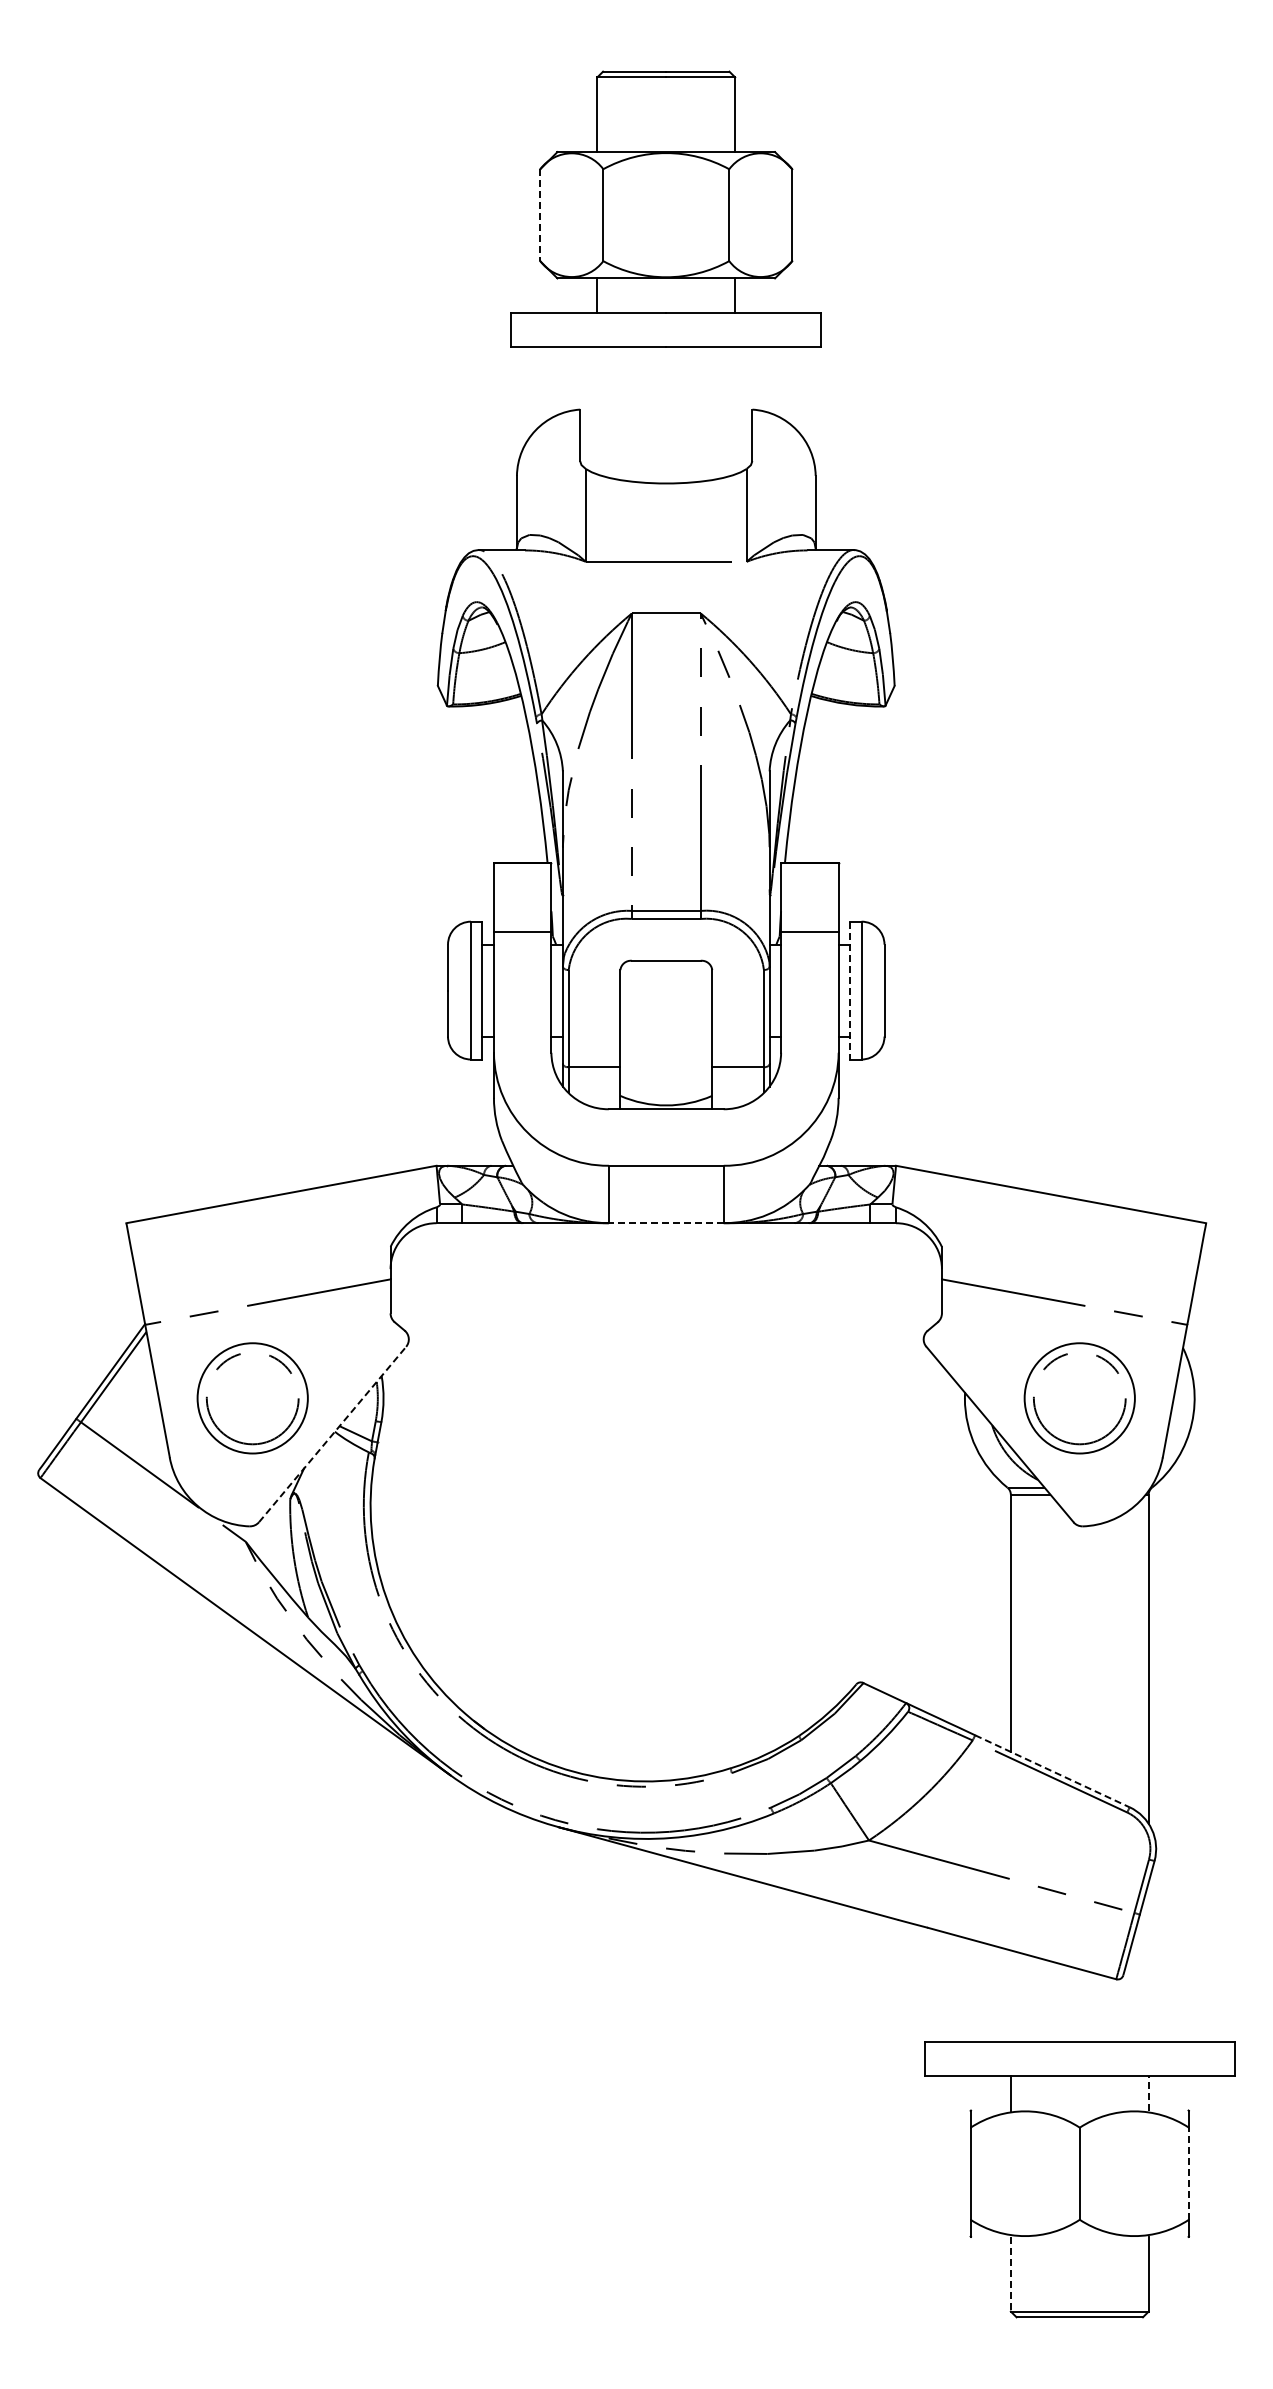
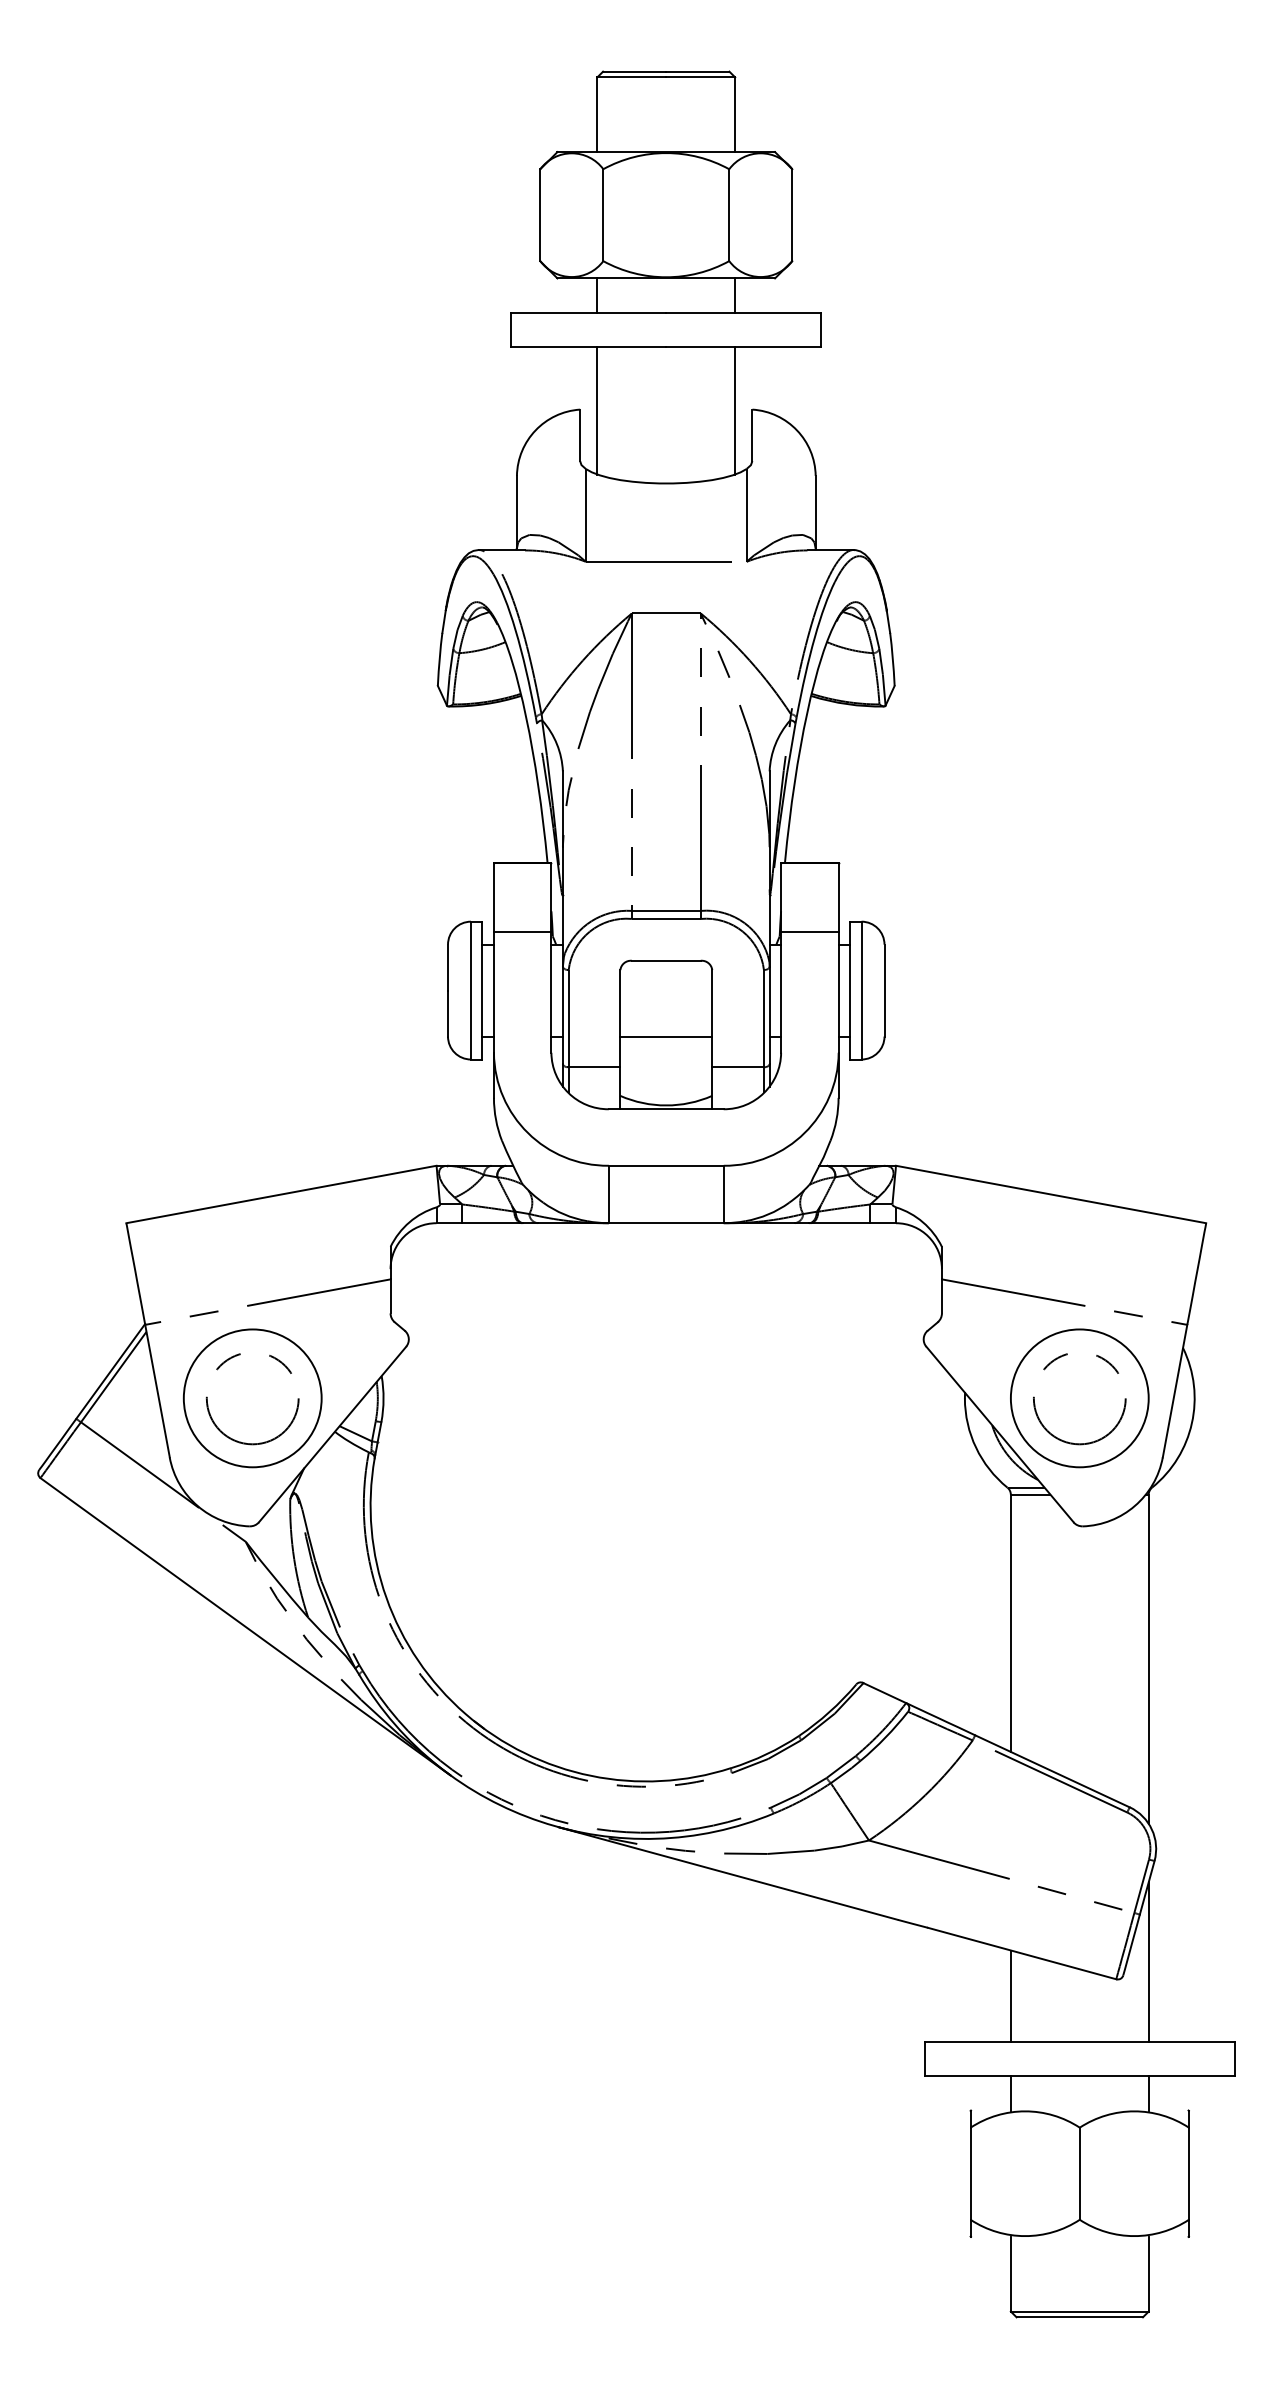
line: dashed -> solid (540, 215)
line: none -> present (597, 410)
line: none -> present (735, 410)
line: dashed -> solid (850, 990)
line: none -> present (666, 1036)
line: dashed -> solid (665, 1223)
circle diameter: 110 px -> 138 px (252, 1398)
circle diameter: 110 px -> 138 px (1079, 1398)
line: dashed -> solid (332, 1434)
line: dashed -> solid (1052, 1771)
line: none -> present (1148, 1961)
line: none -> present (1010, 1995)
line: dashed -> solid (1148, 2092)
line: dashed -> solid (1188, 2173)
line: dashed -> solid (1010, 2274)
